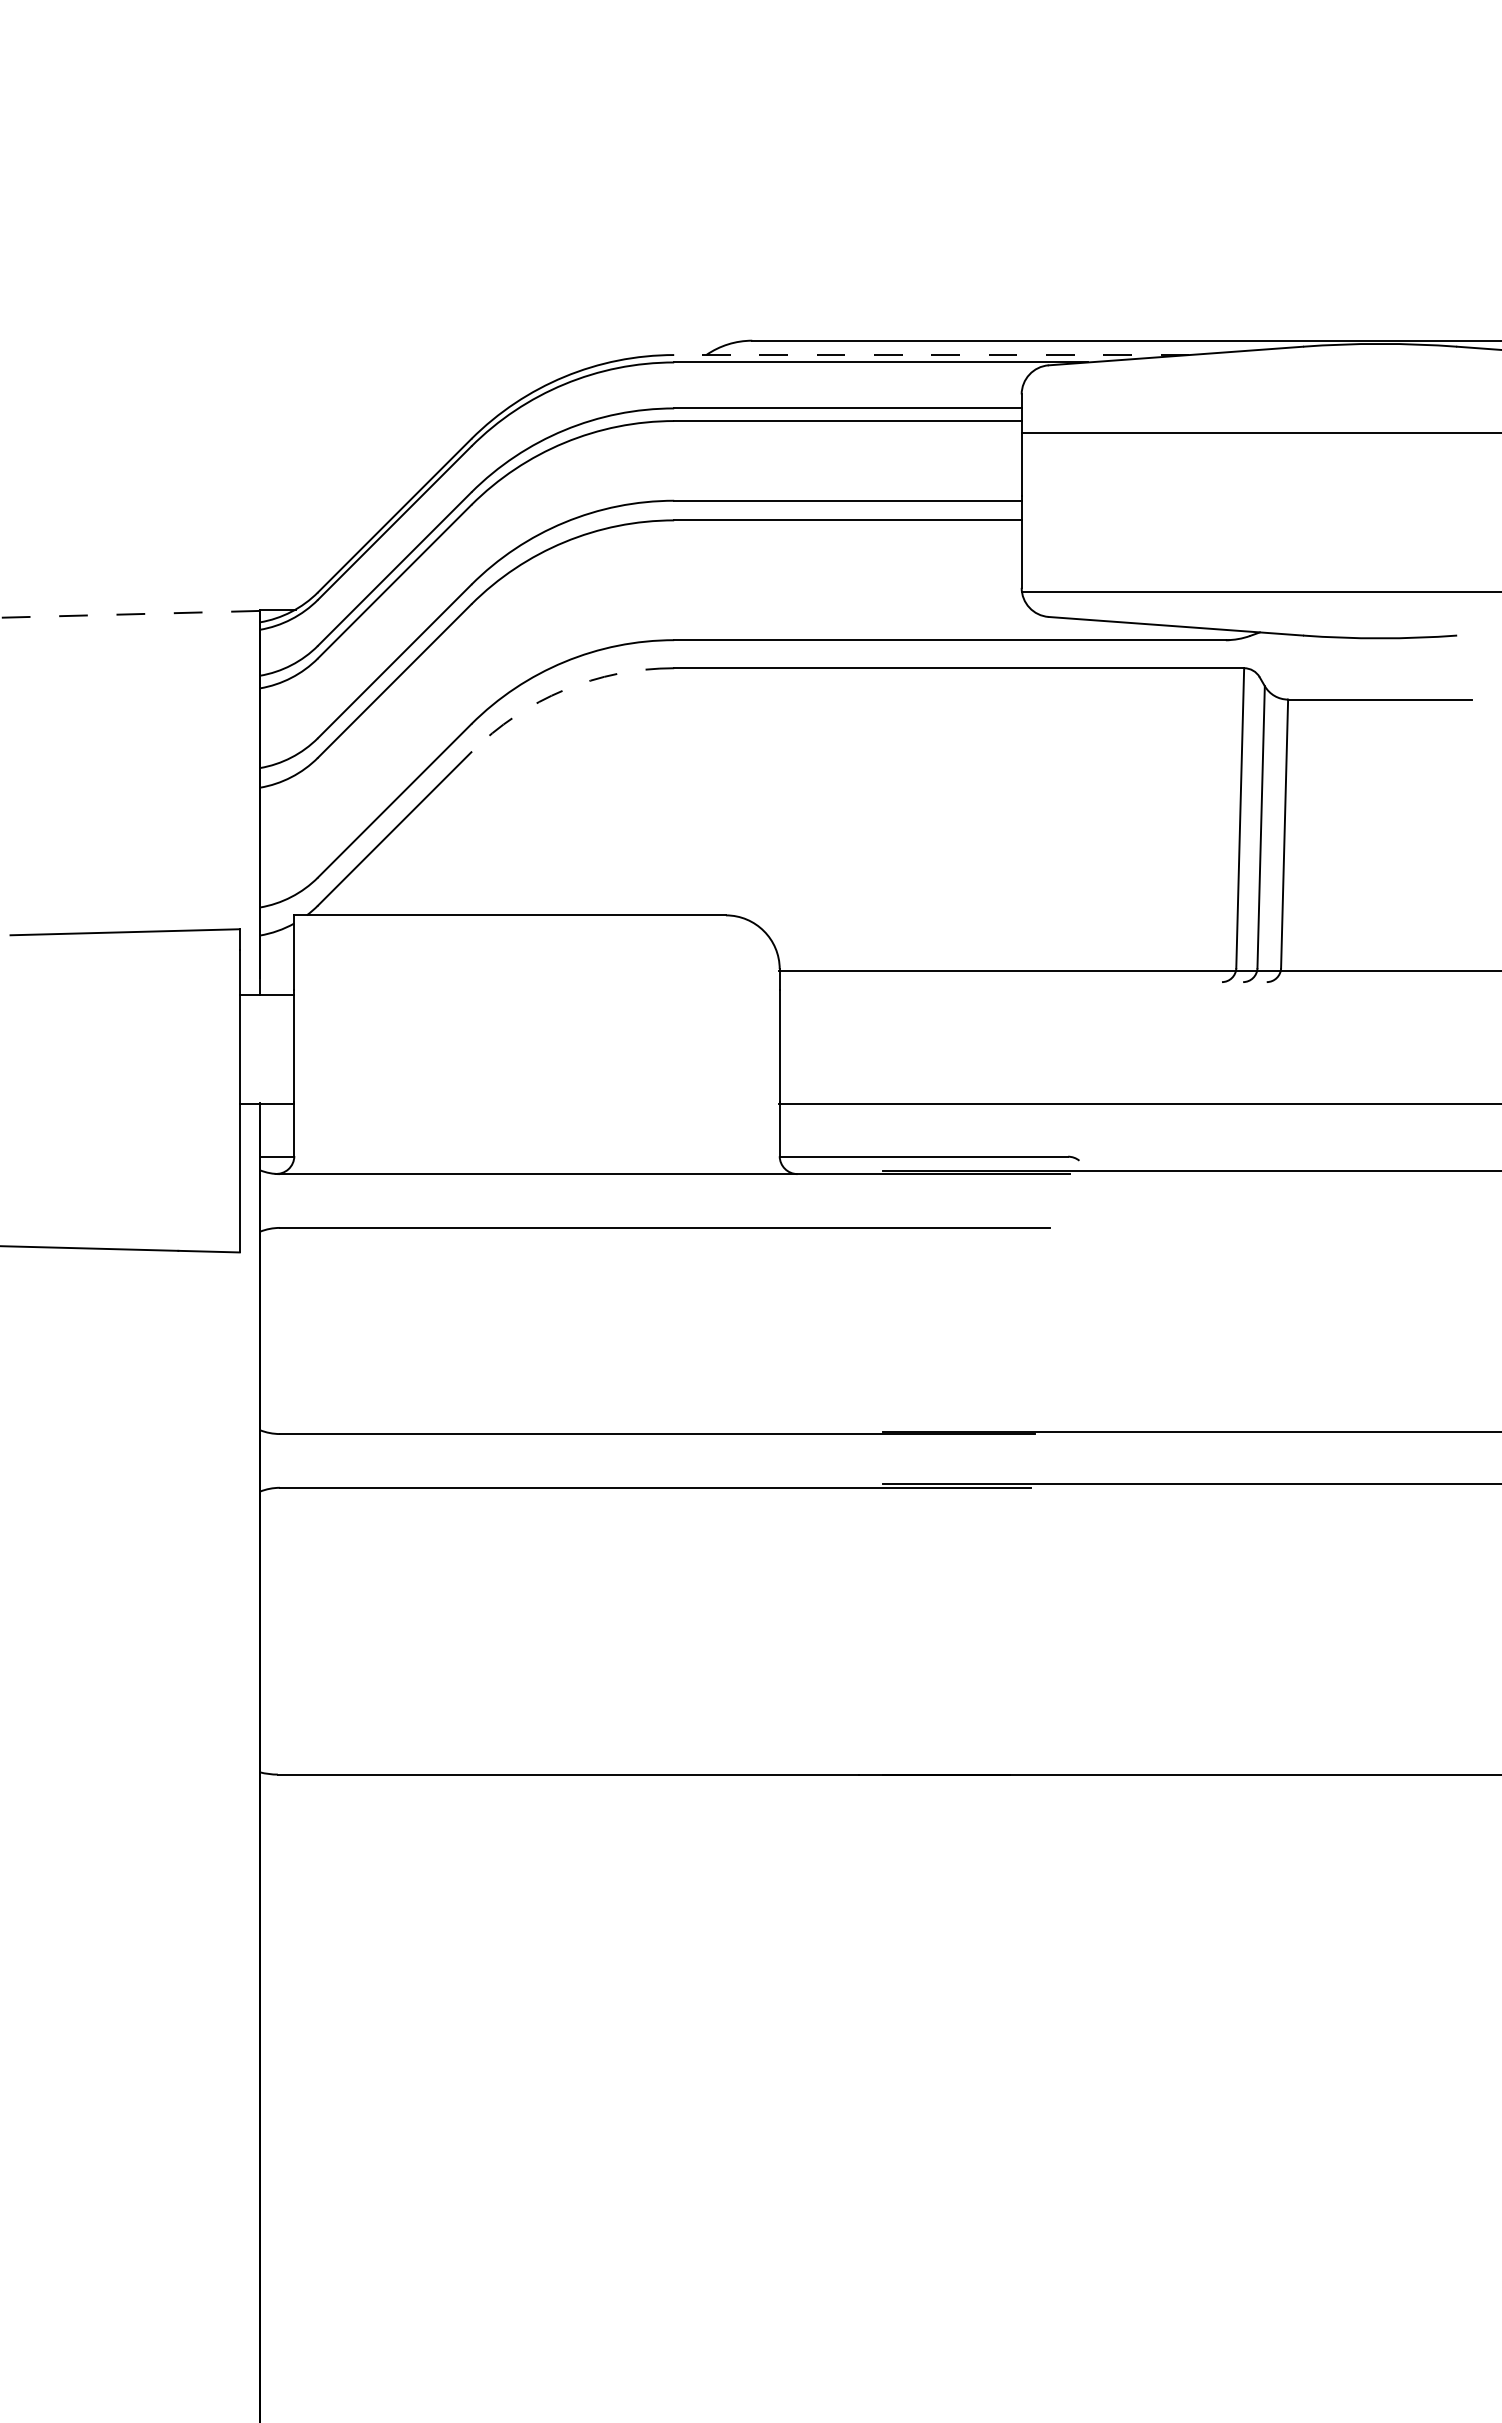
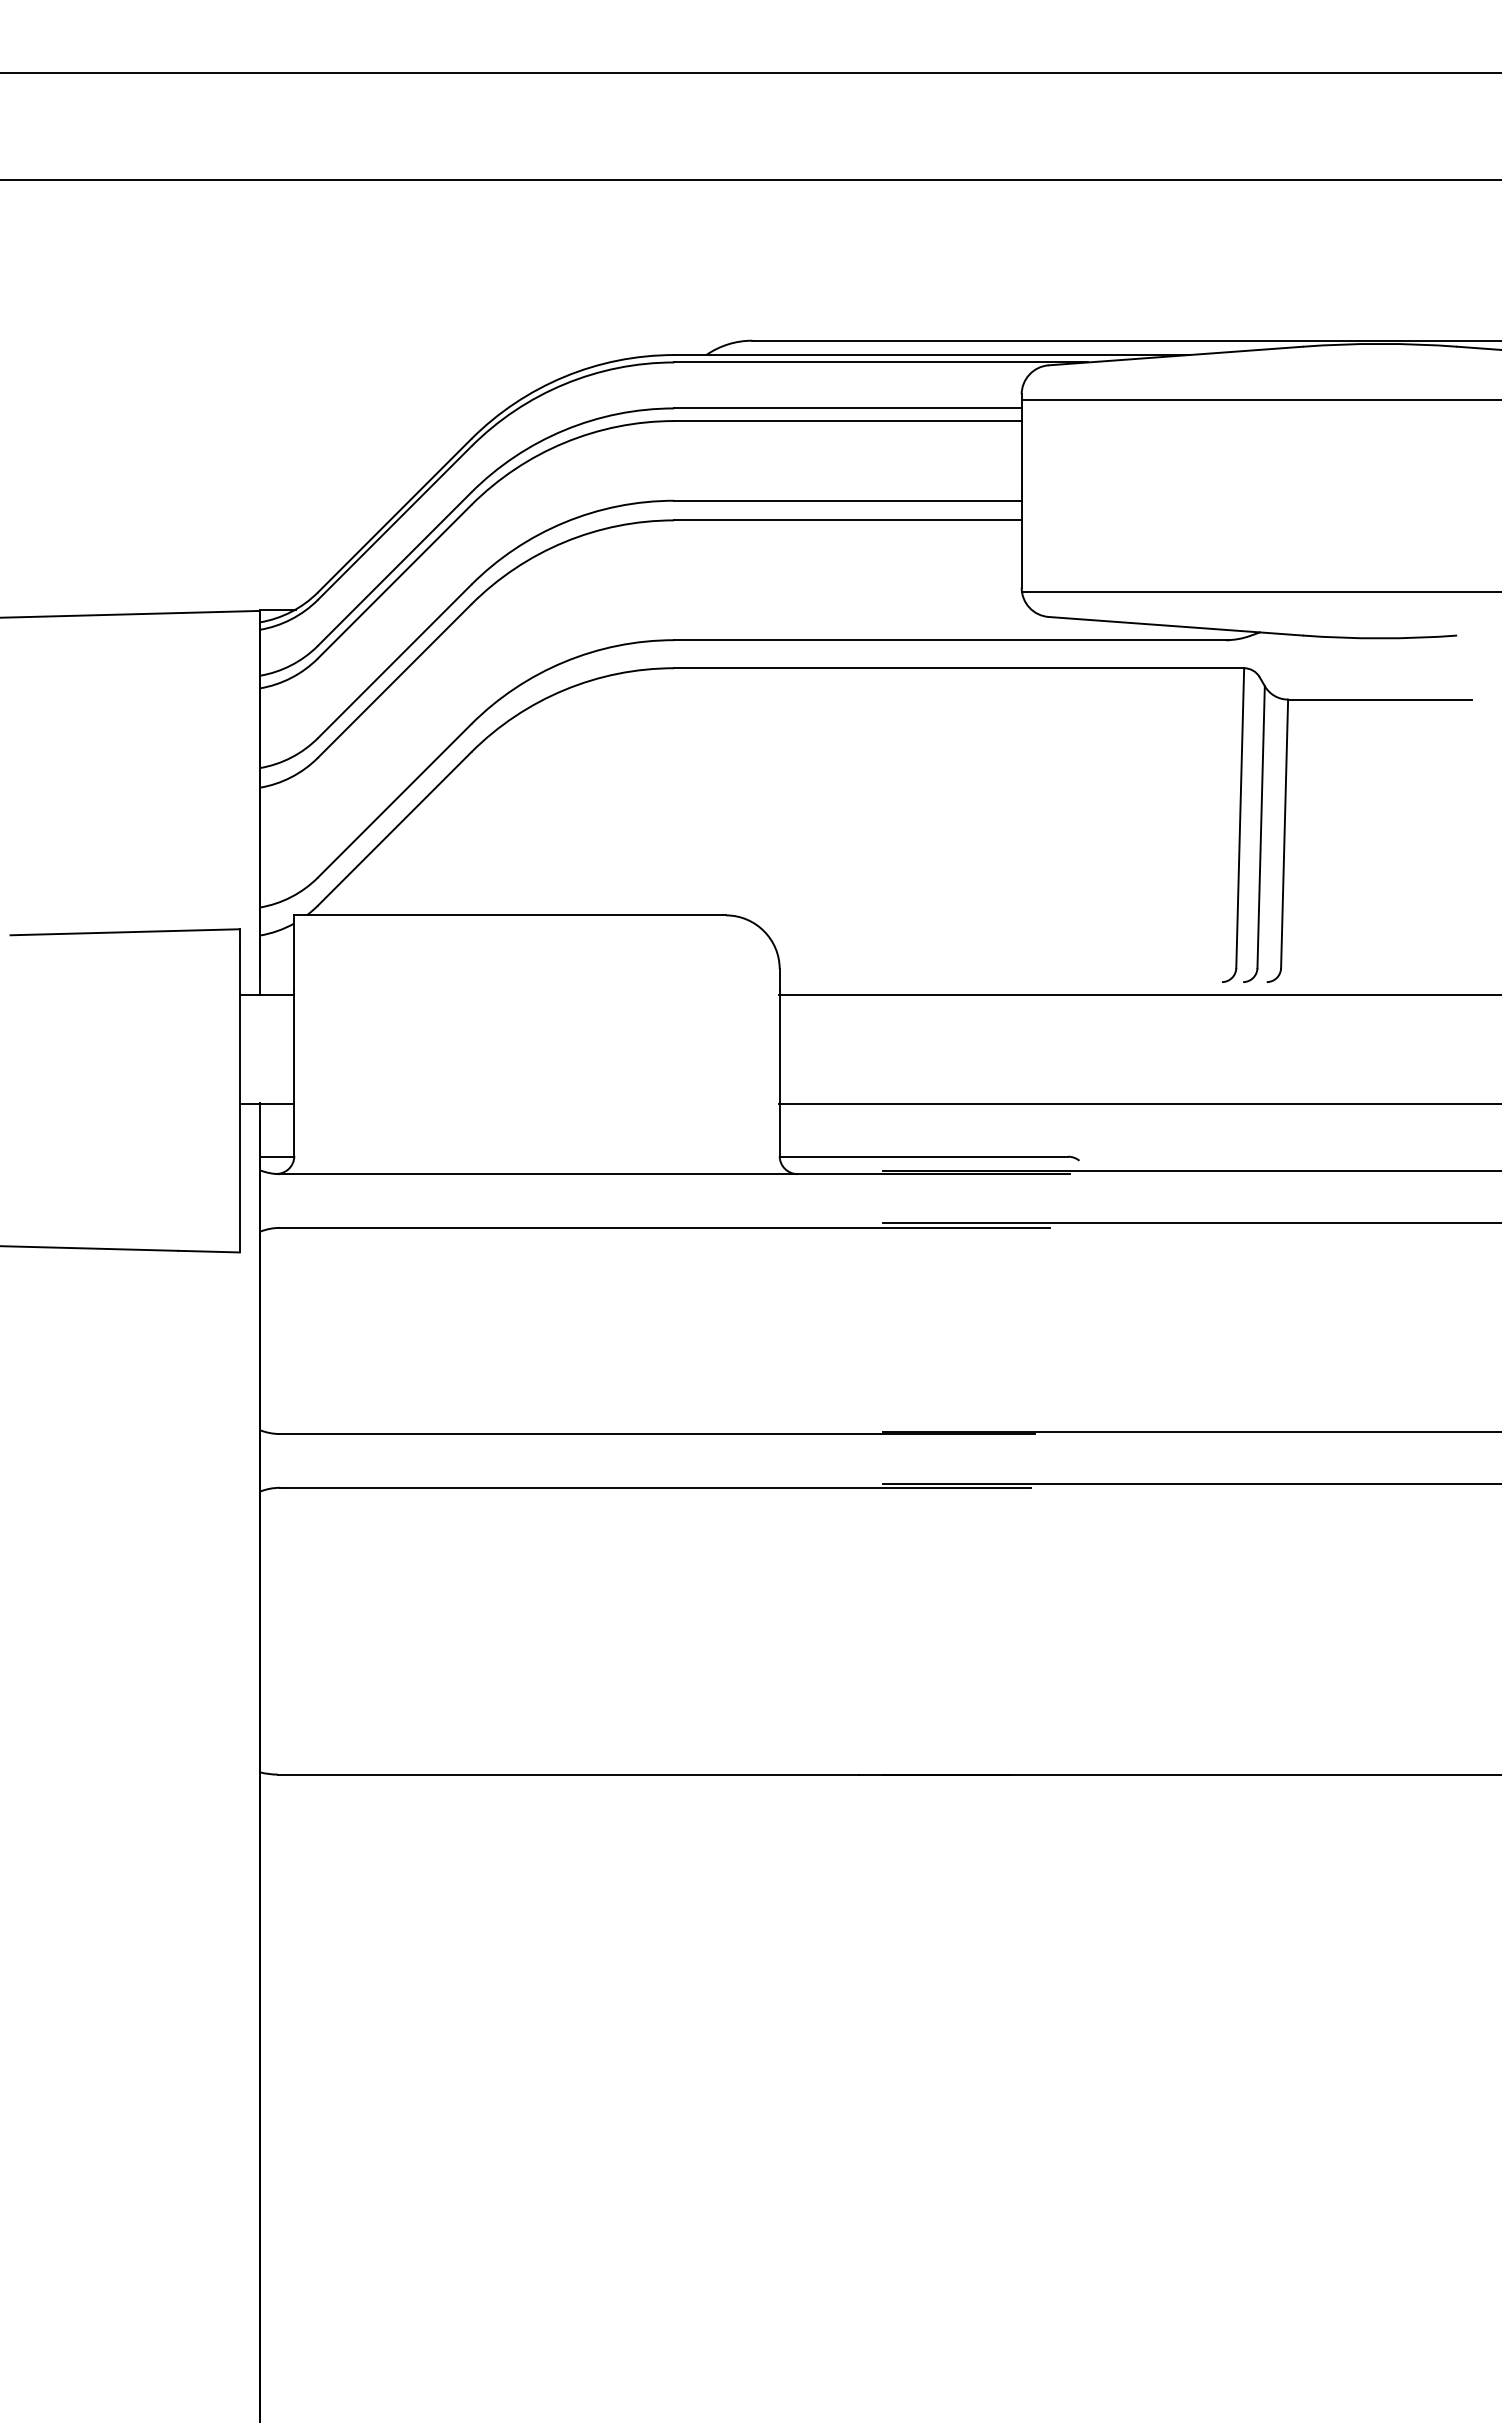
line: none -> present (750, 72)
line: none -> present (750, 180)
line: dashed -> solid (931, 355)
line position: (1259, 432) -> (1259, 399) (1259, 399)
line: dashed -> solid (130, 614)
arc: dashed -> solid (564, 690)
line position: (1138, 970) -> (1138, 994) (1138, 994)
line: none -> present (1190, 1222)
